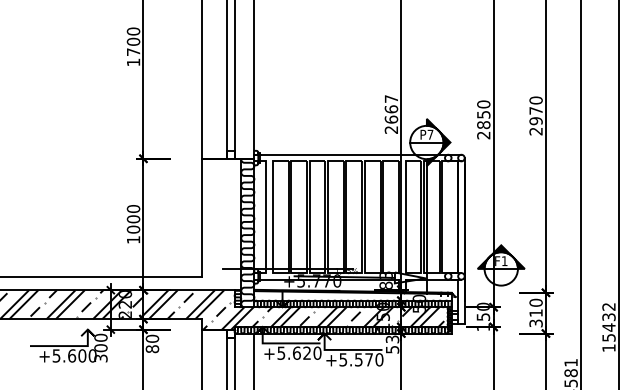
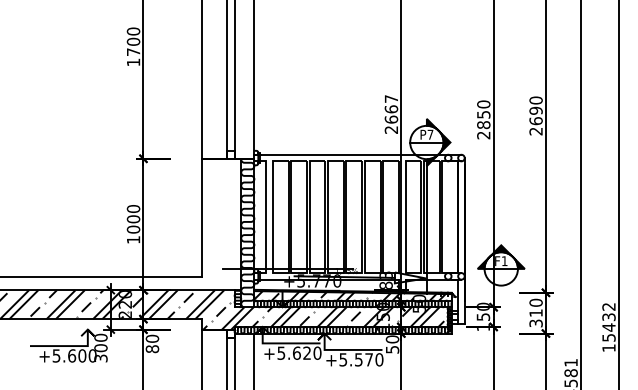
text: 2970 -> 2690 (535, 115)
hatch: none -> present (349, 295)
text: 53 -> 50 (392, 339)
